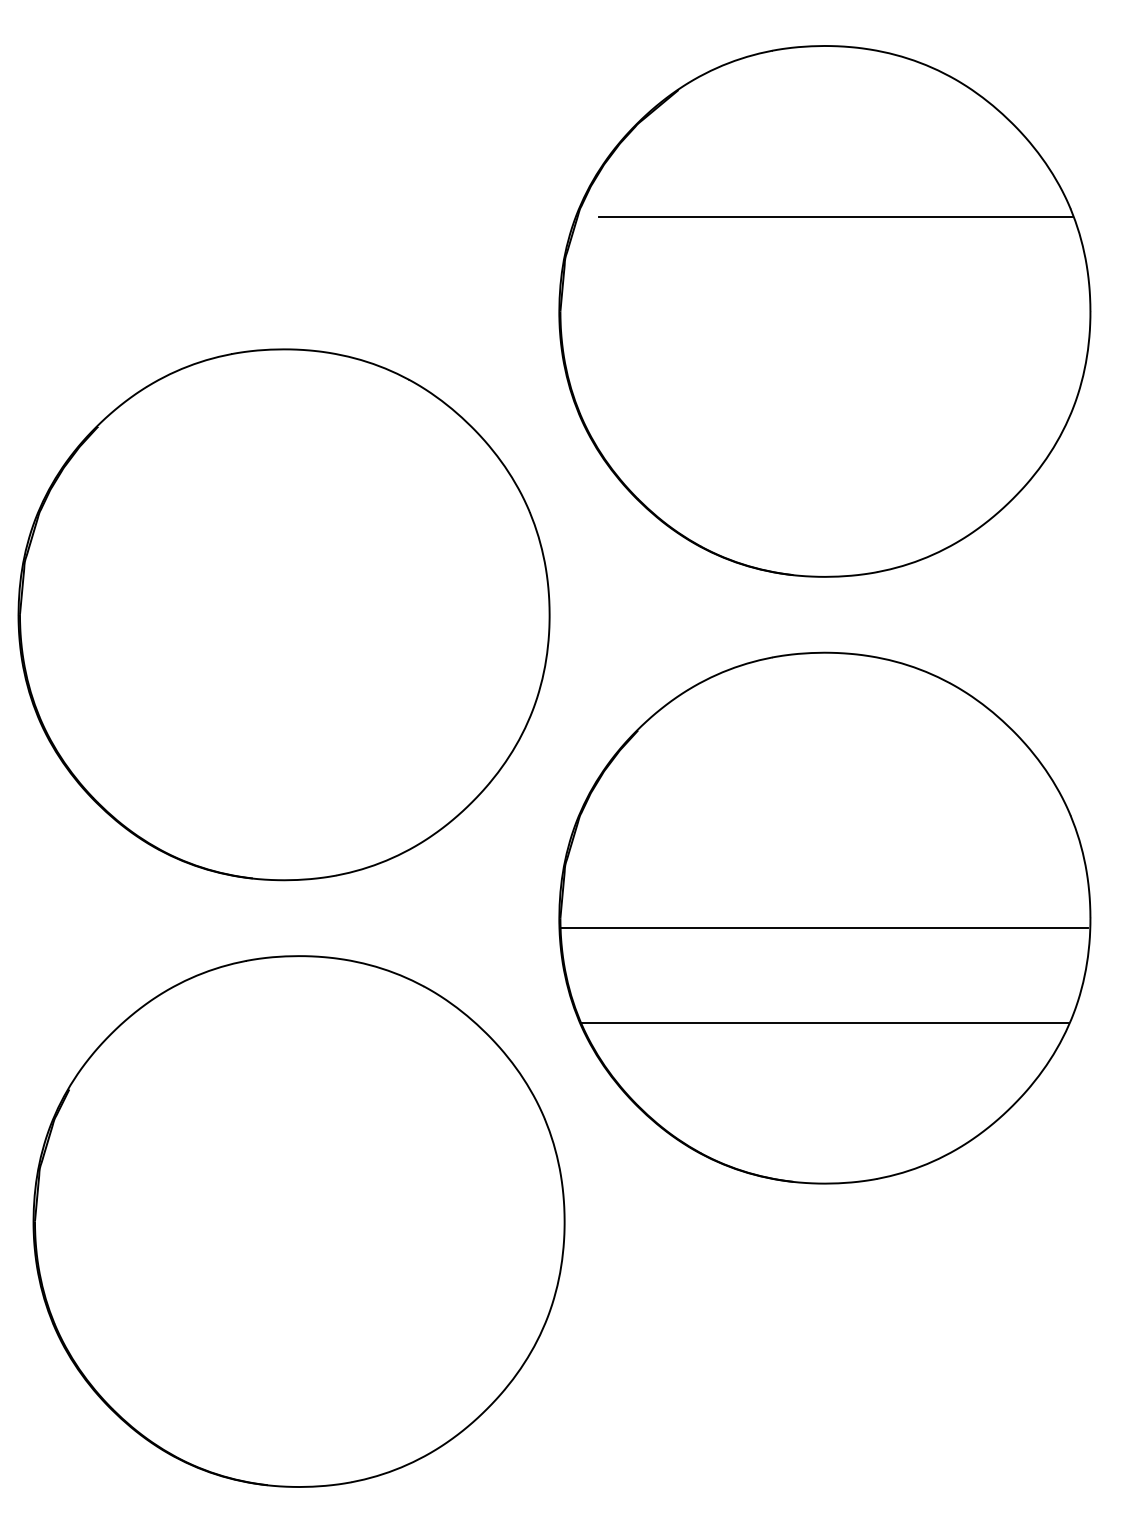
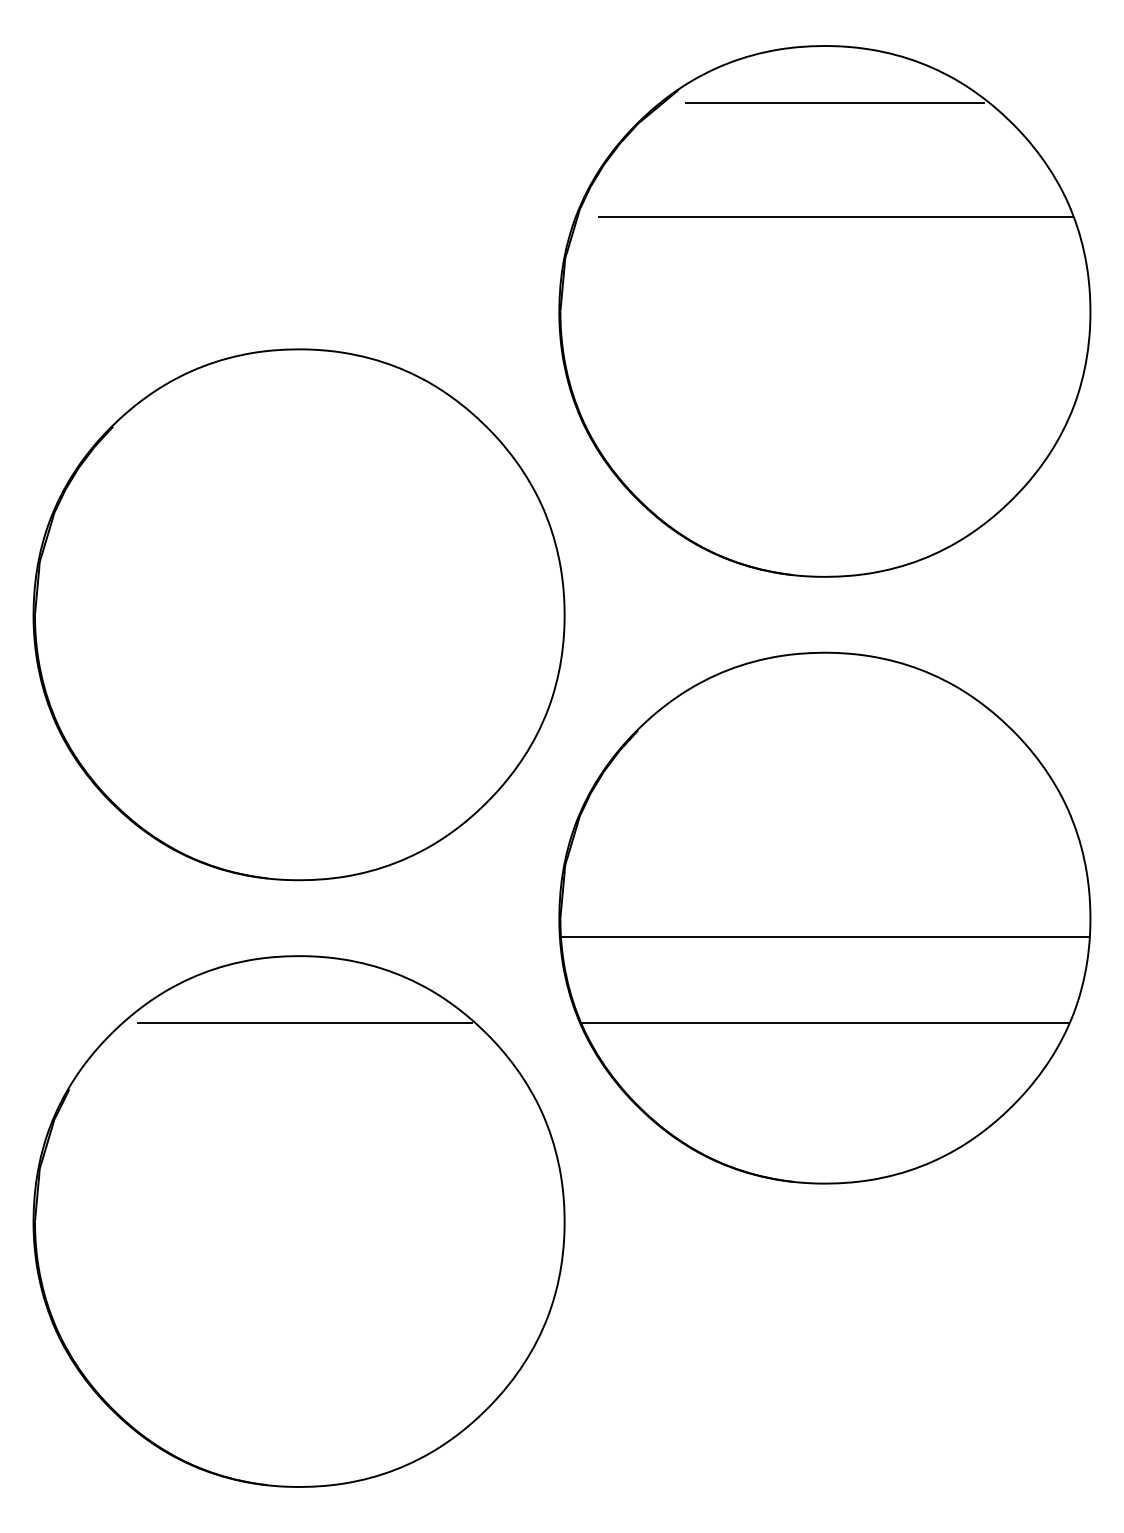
line: none -> present (835, 103)
part position: (283, 614) -> (298, 614) (298, 614)
line position: (824, 928) -> (824, 937) (824, 937)
line: none -> present (304, 1023)
